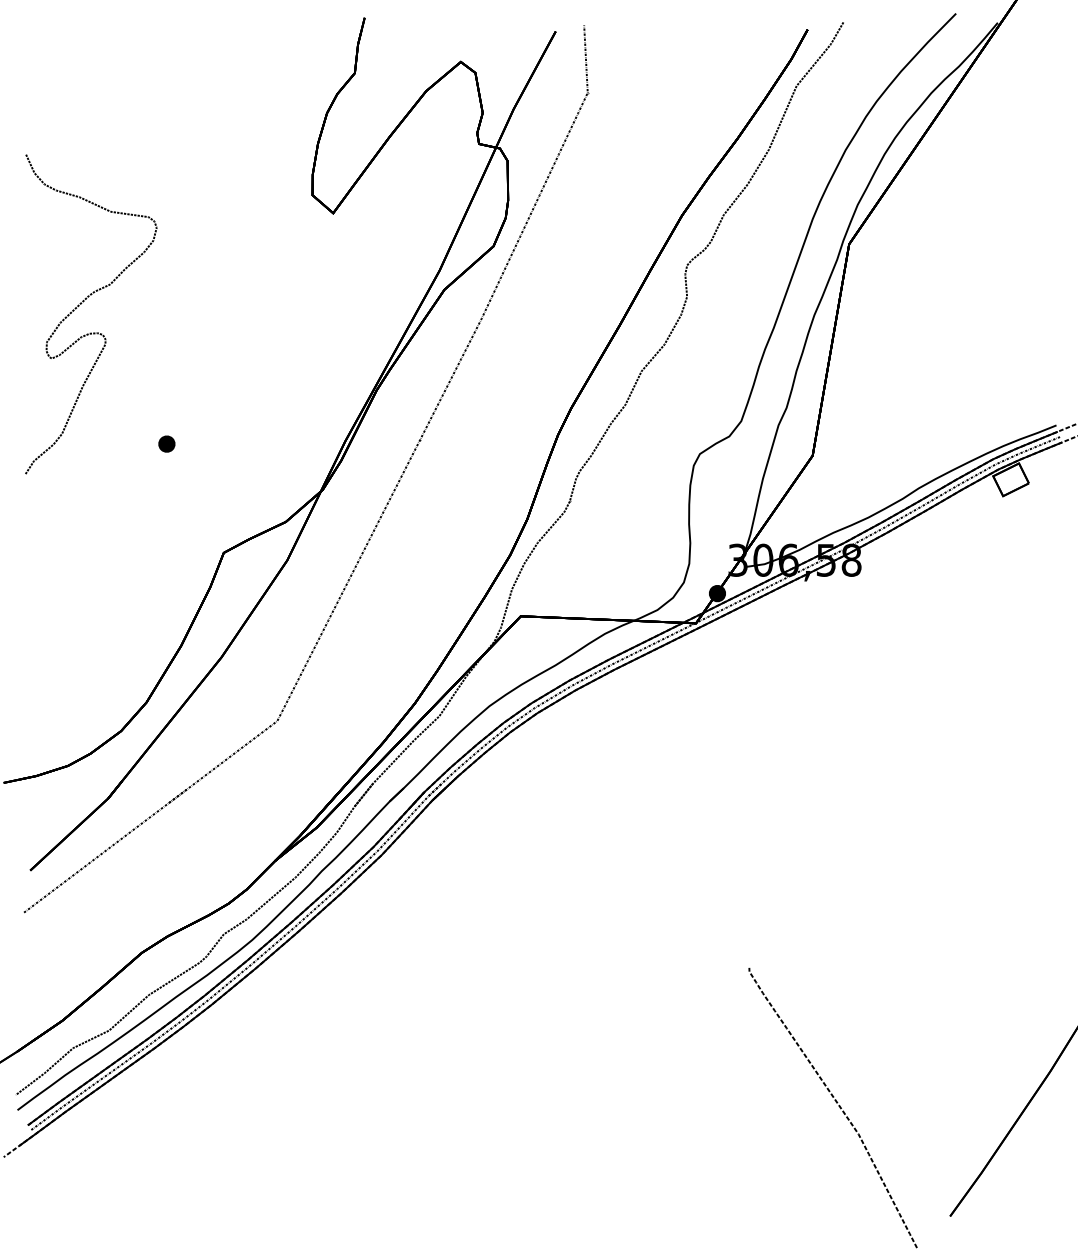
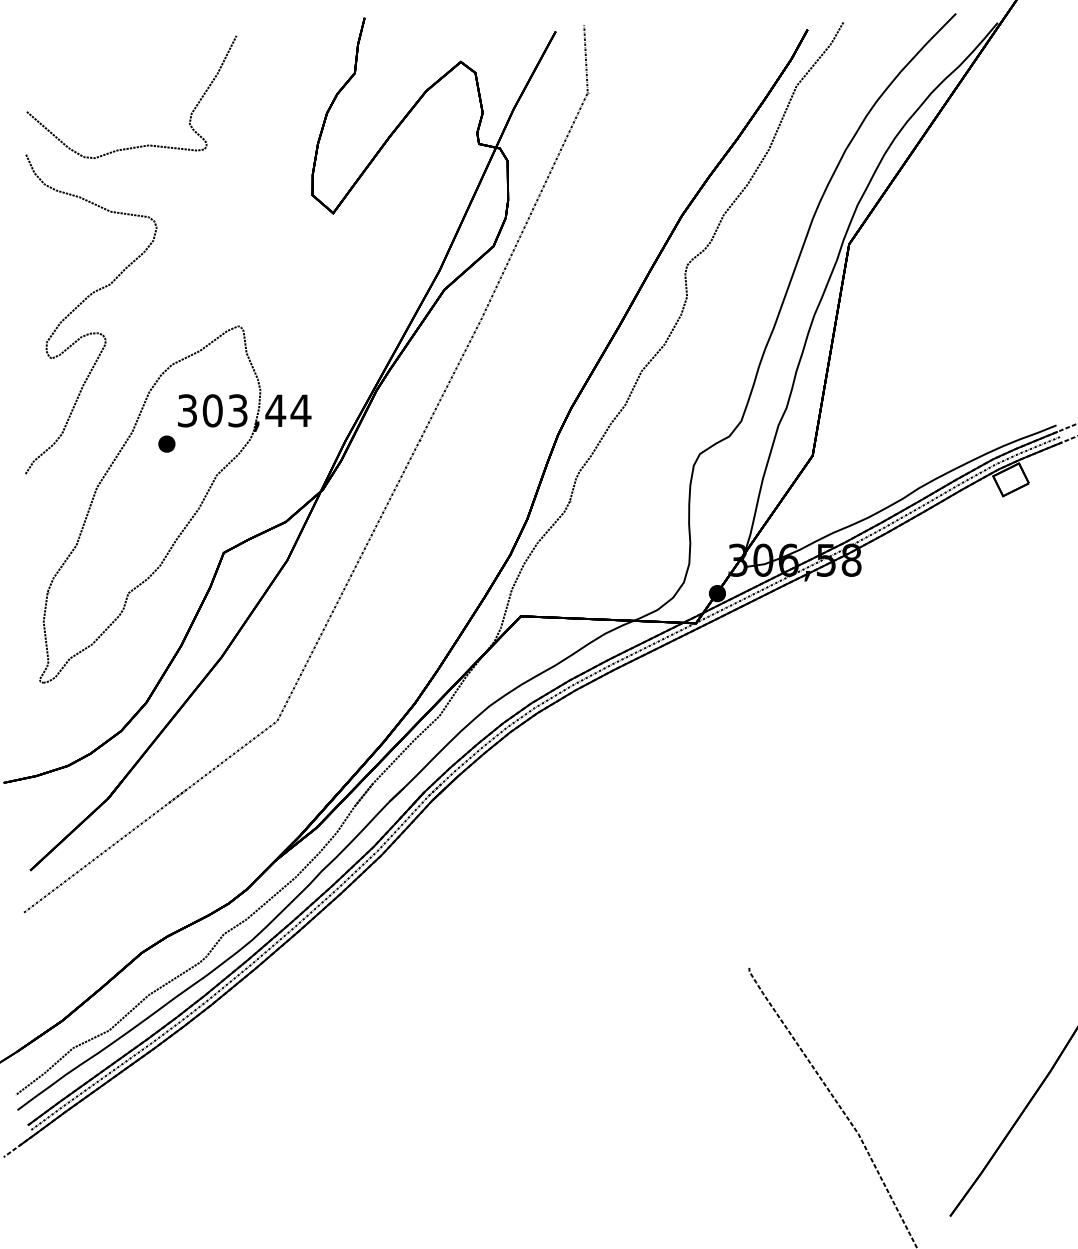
curve: none -> present (140, 145)
part: none -> present (192, 515)
